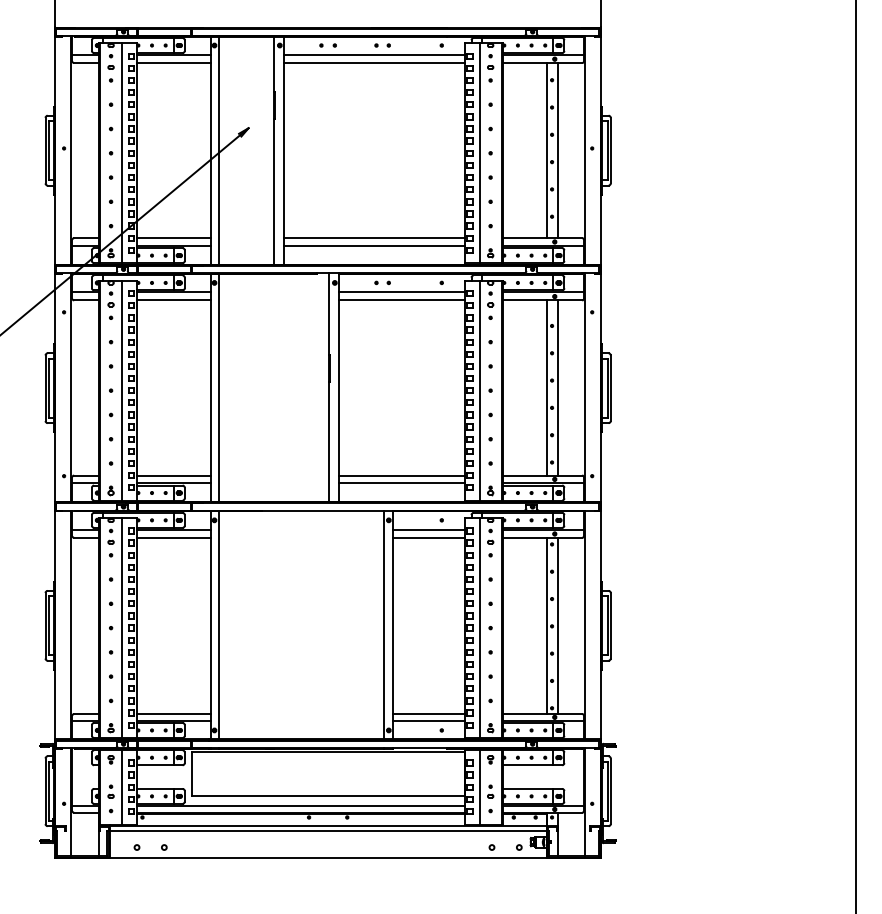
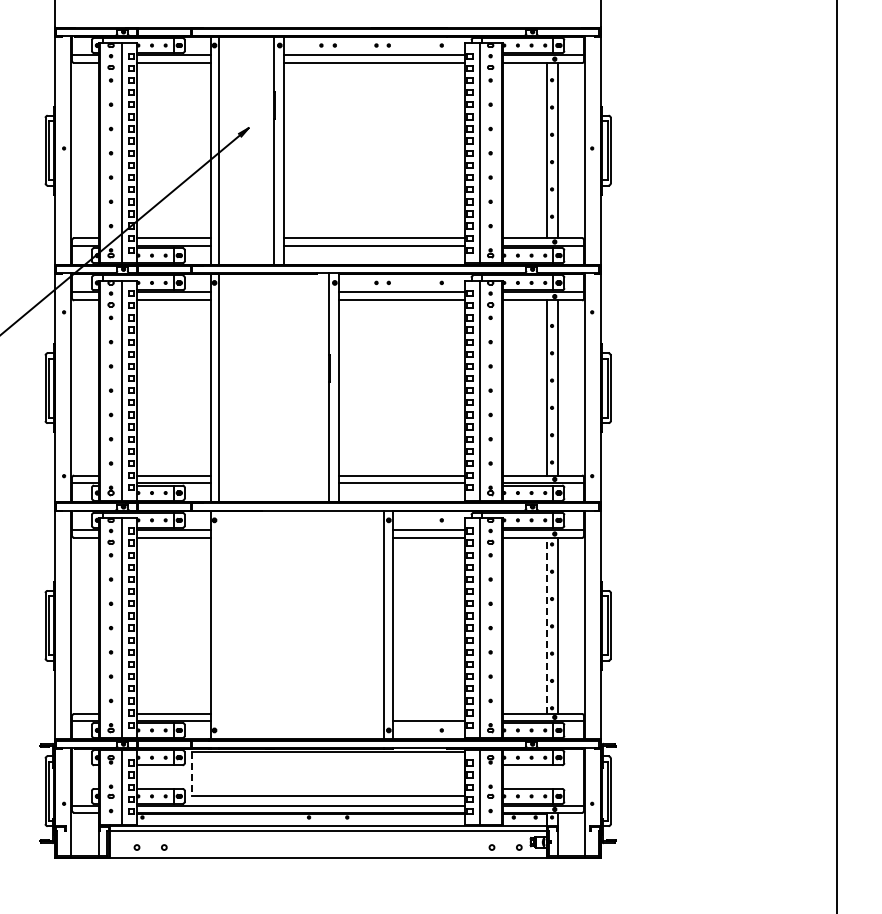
line position: (855, 456) -> (836, 456) (836, 456)
line: present -> none (219, 625)
line: solid -> dashed (546, 625)
line: present -> none (428, 714)
line: solid -> dashed (191, 773)
